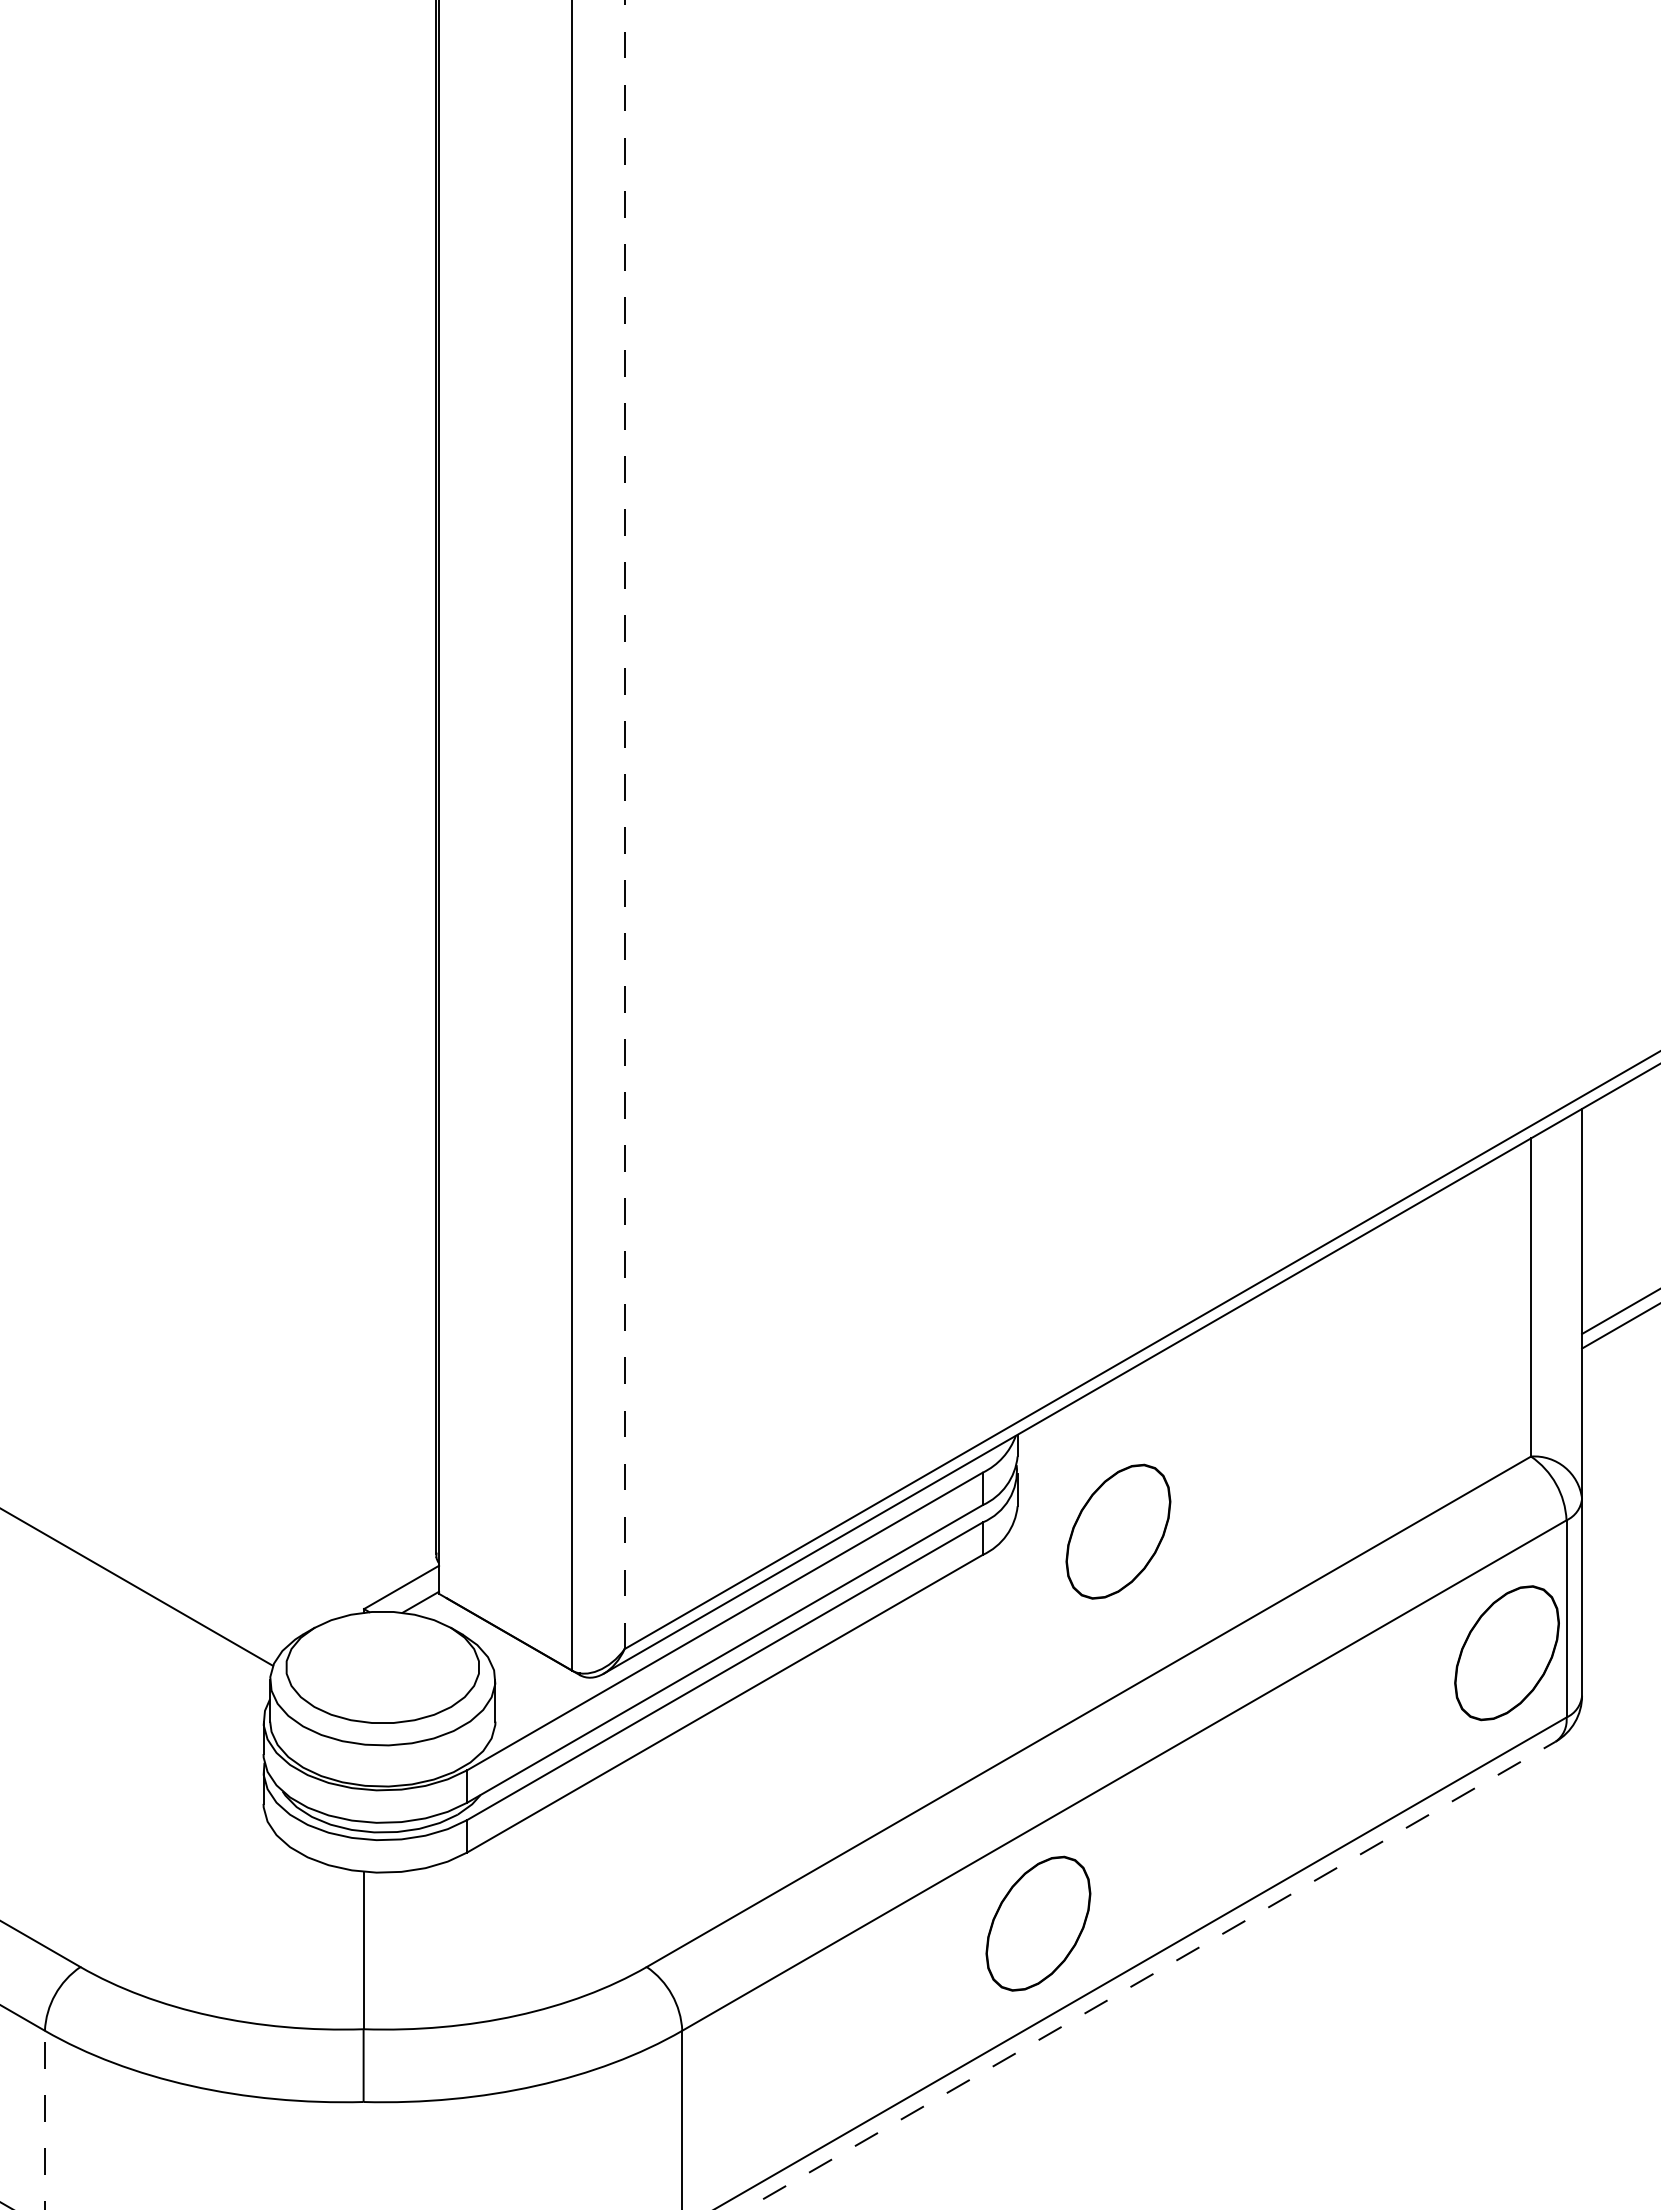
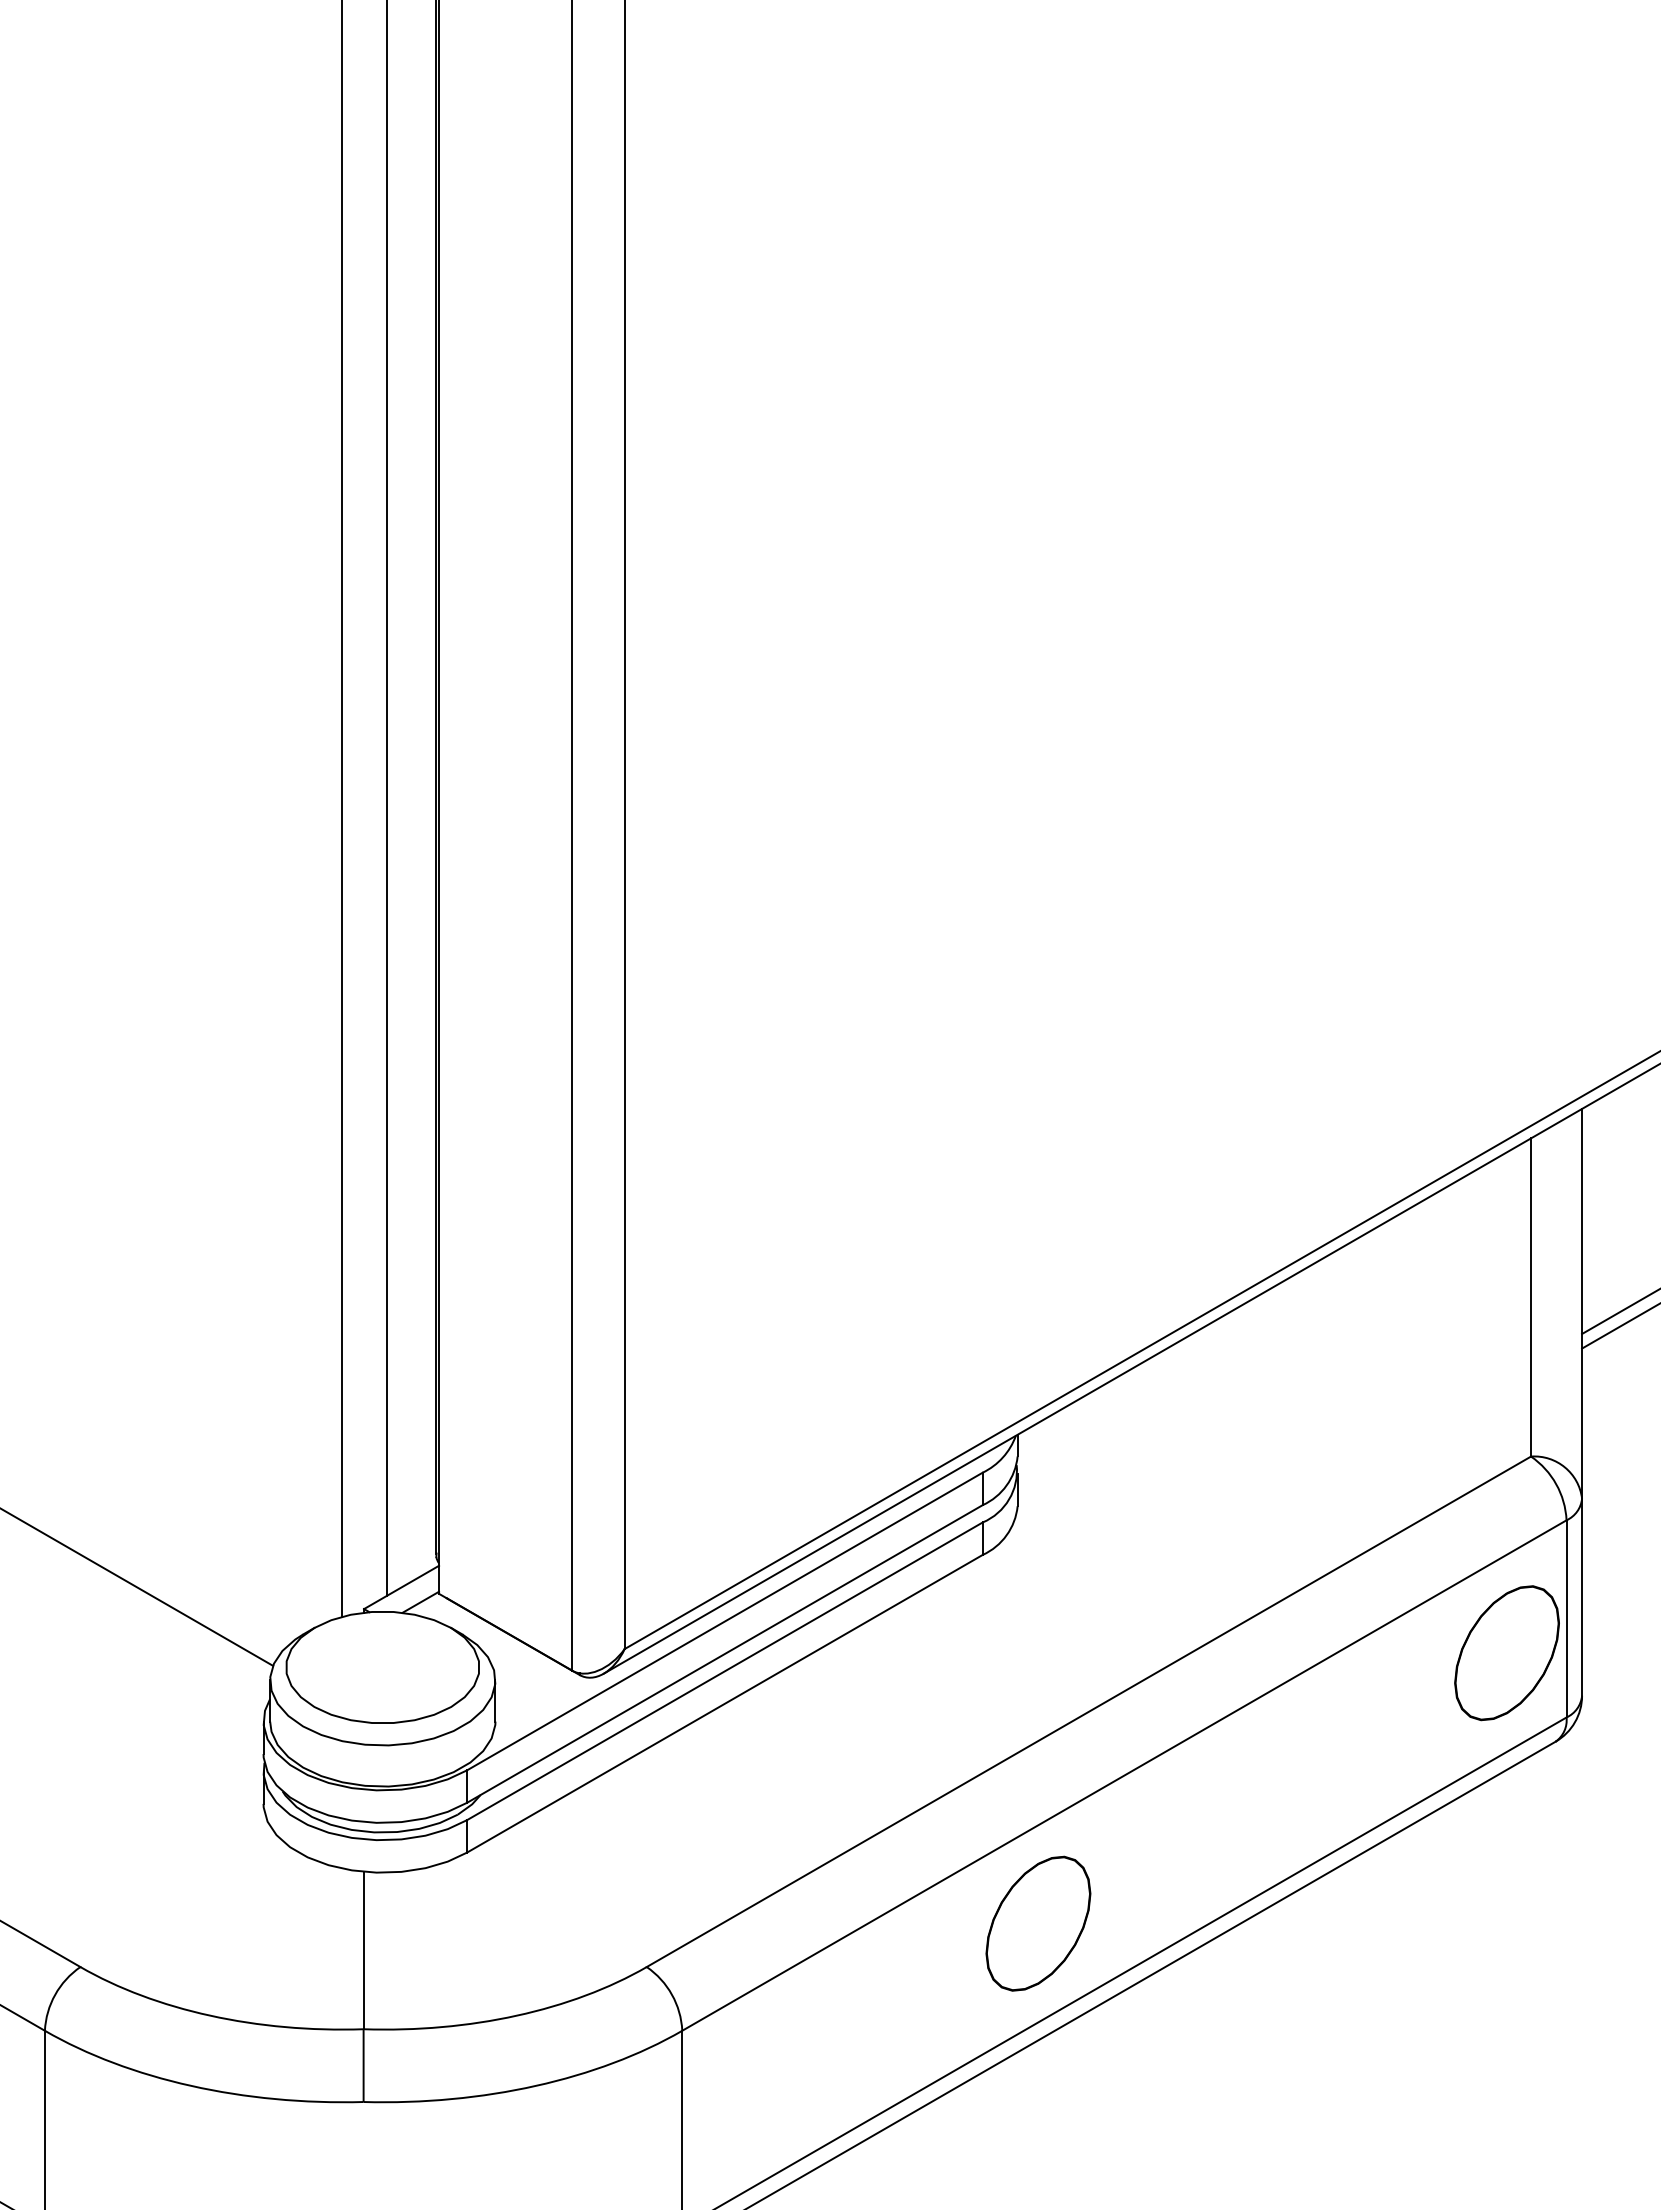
line: none -> present (386, 799)
line: none -> present (341, 809)
line: dashed -> solid (624, 824)
part: present -> none (1118, 1531)
line: dashed -> solid (1150, 1975)
line: dashed -> solid (44, 2119)
